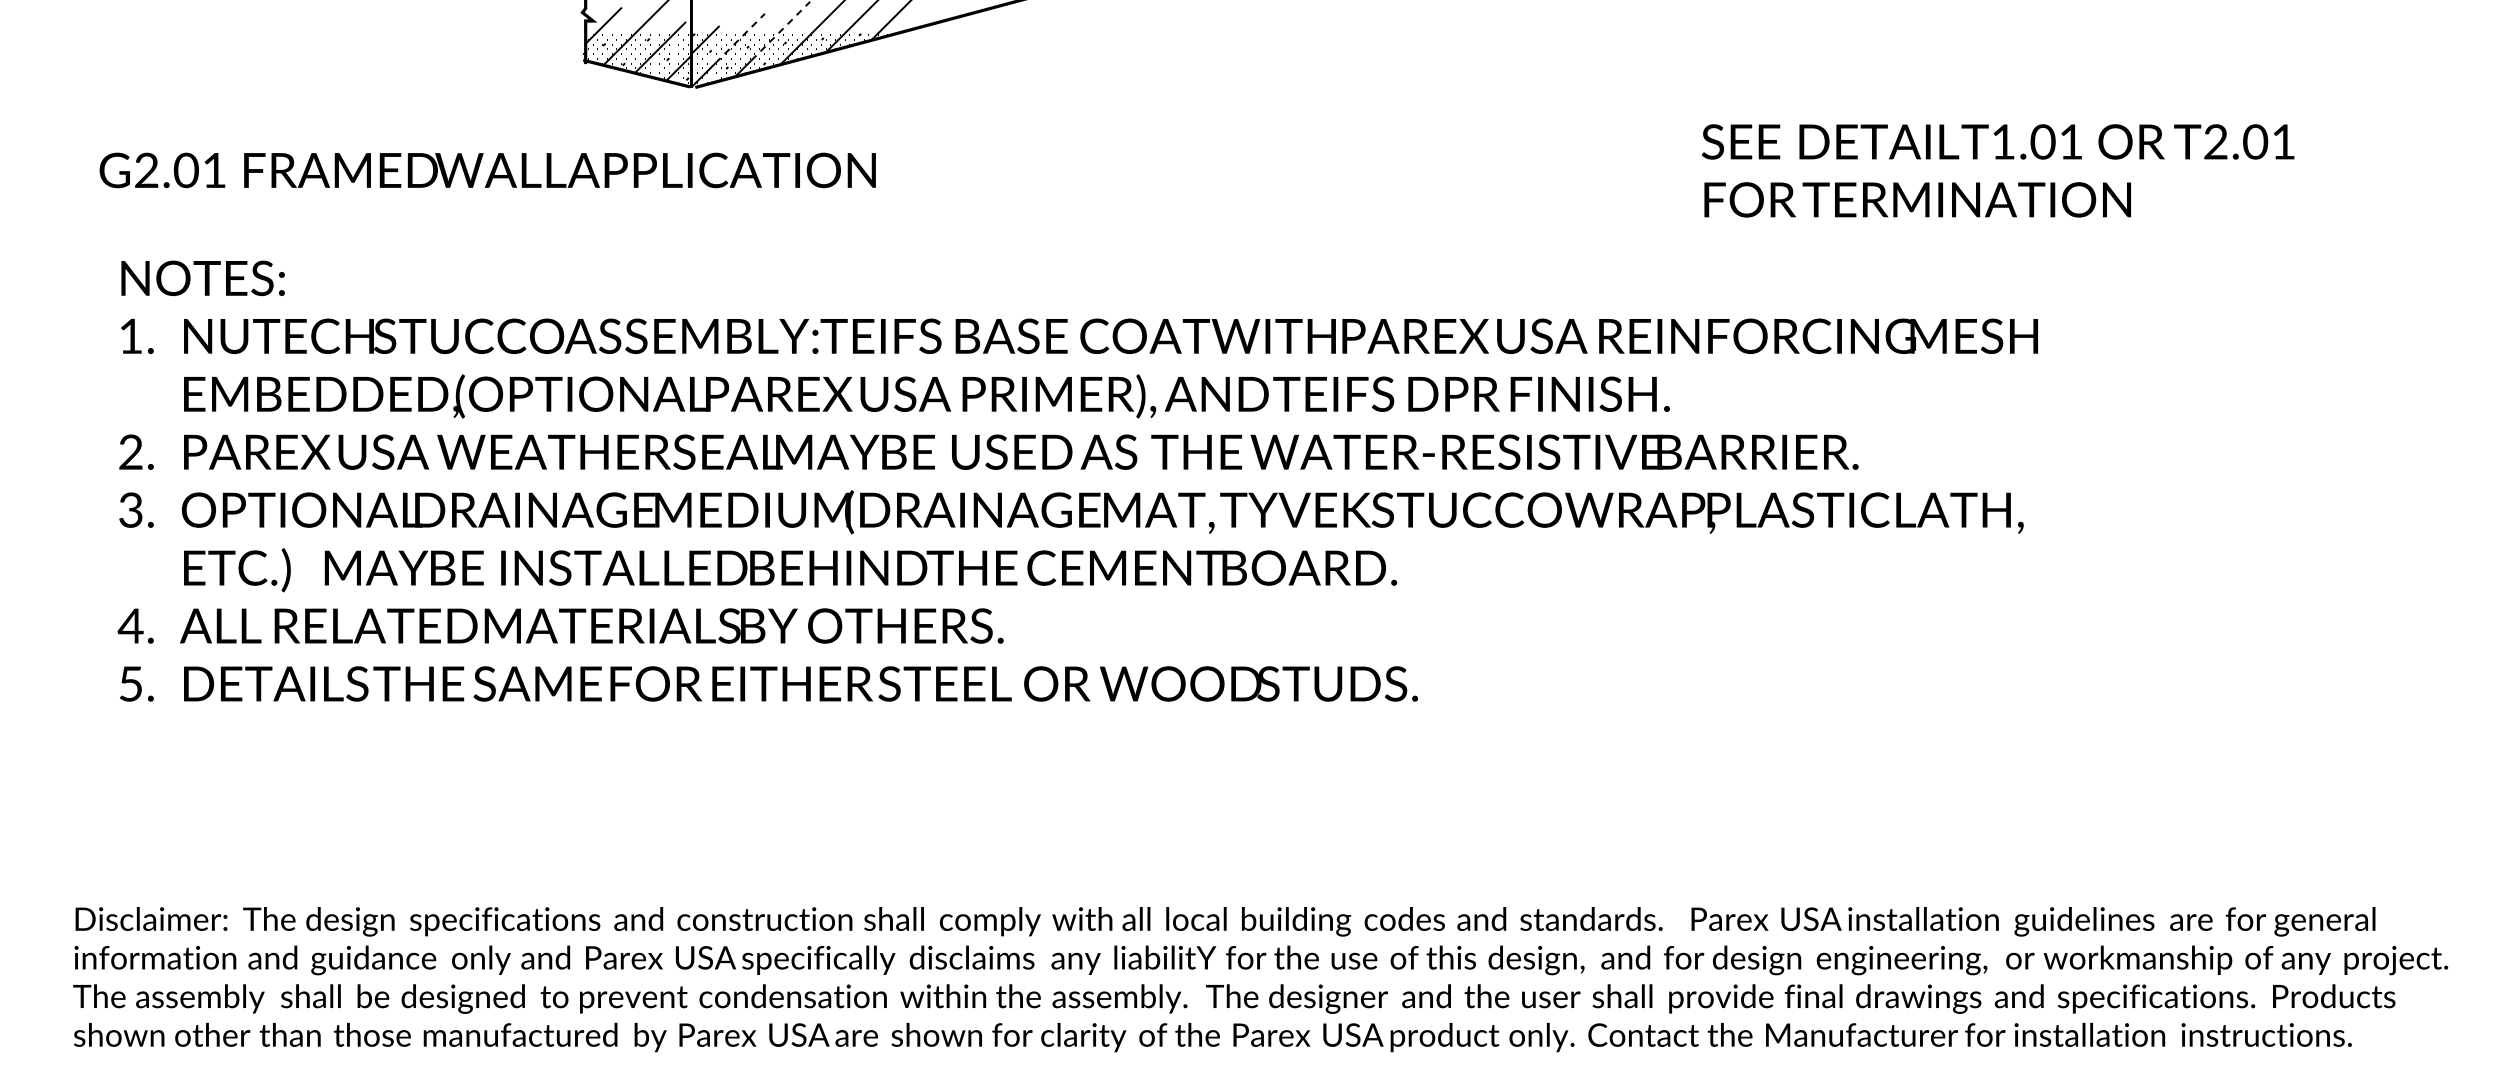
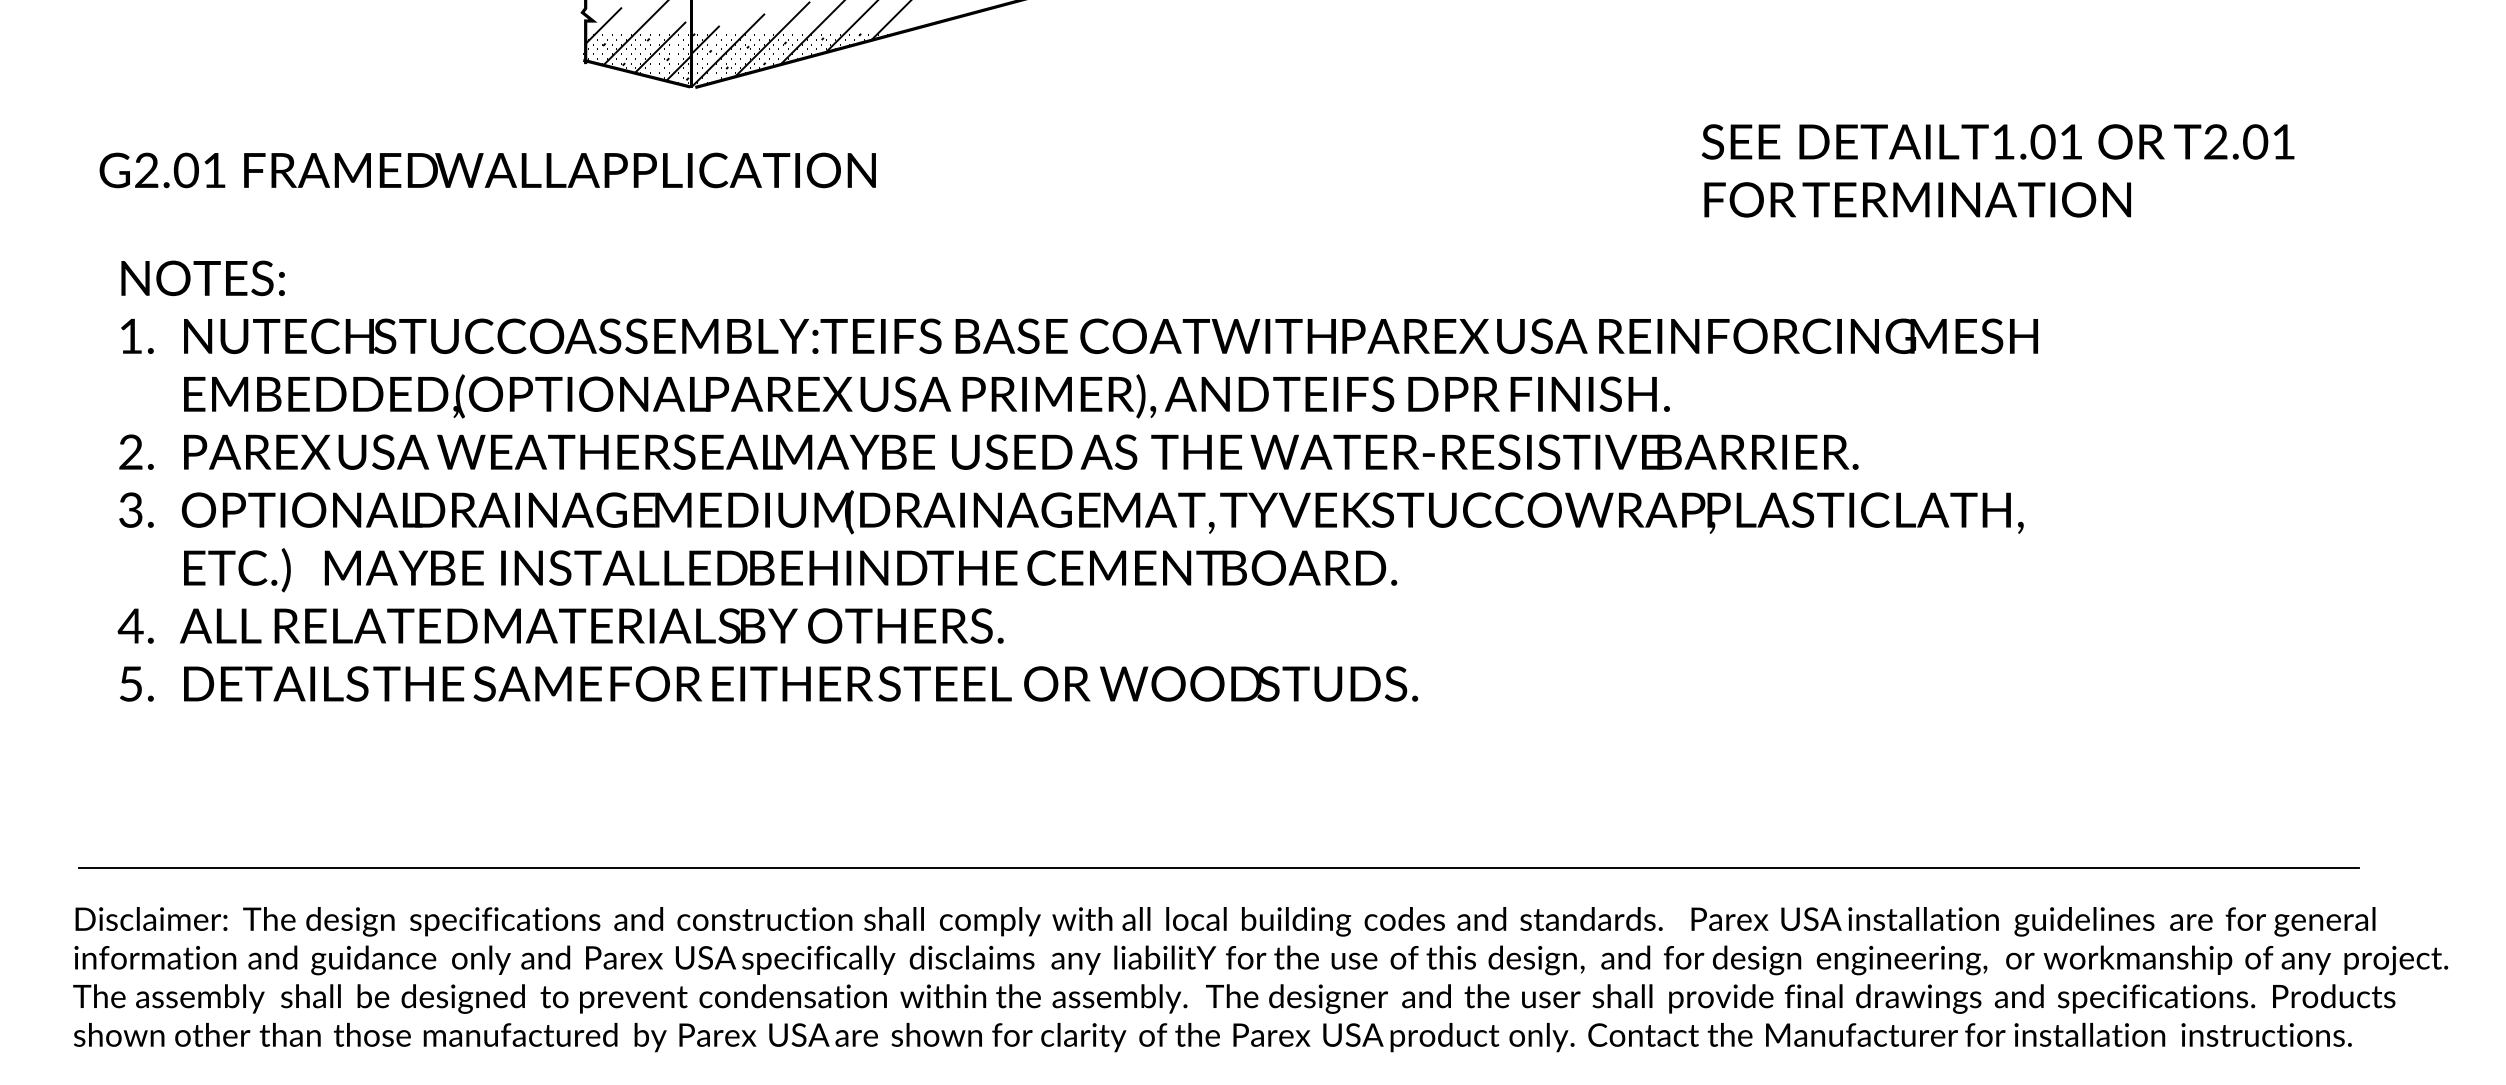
line: dashed -> solid (781, 30)
line: dashed -> solid (740, 38)
line: none -> present (1219, 868)
